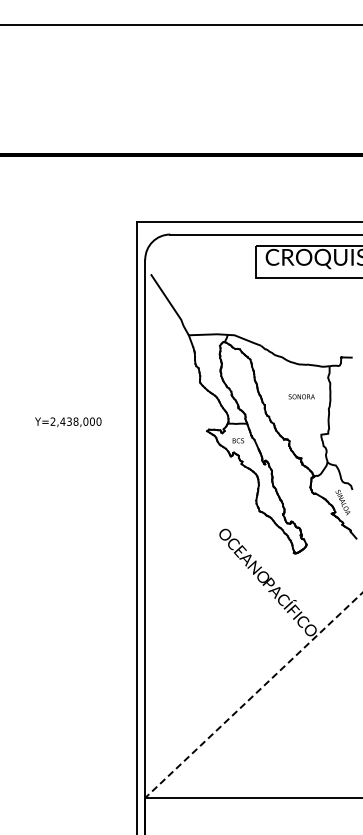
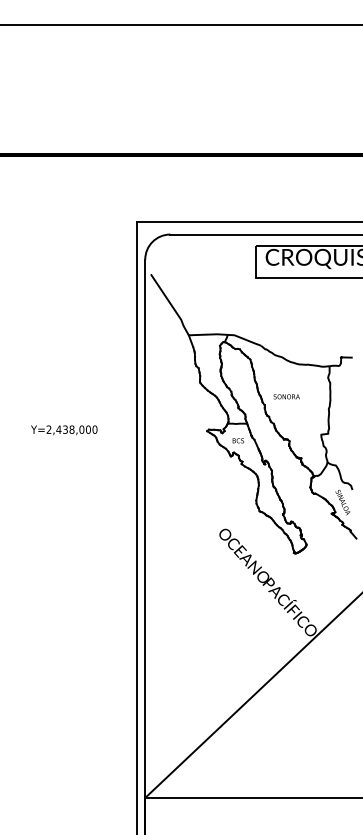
text position: (301, 396) -> (286, 396) (286, 396)
text position: (68, 422) -> (64, 430) (64, 430)
line: dashed -> solid (253, 695)
